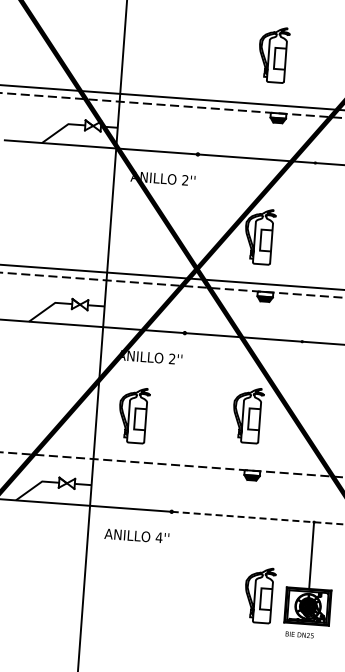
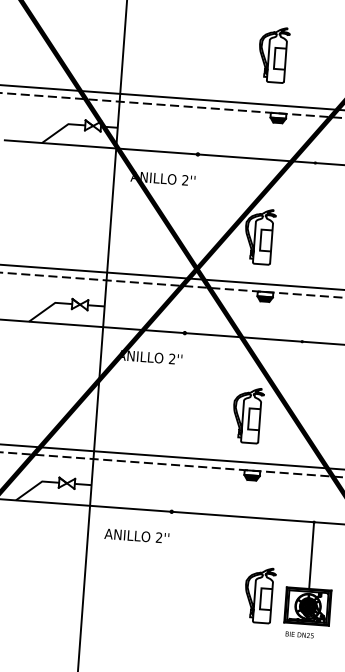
part: present -> none (134, 416)
line: none -> present (171, 456)
line: dashed -> solid (258, 518)
text: 4'' -> 2'' (158, 537)
